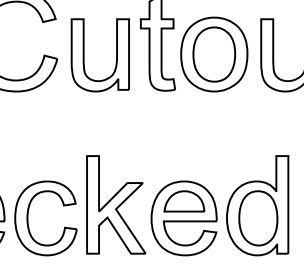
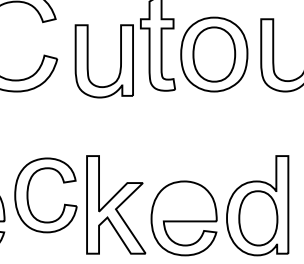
part position: (84, 55) -> (88, 61) (88, 61)
part: present -> none (184, 201)
part position: (28, 218) -> (28, 195) (28, 195)
